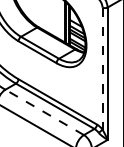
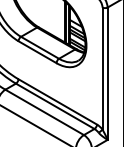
line: dashed -> solid (102, 68)
line: dashed -> solid (44, 112)
